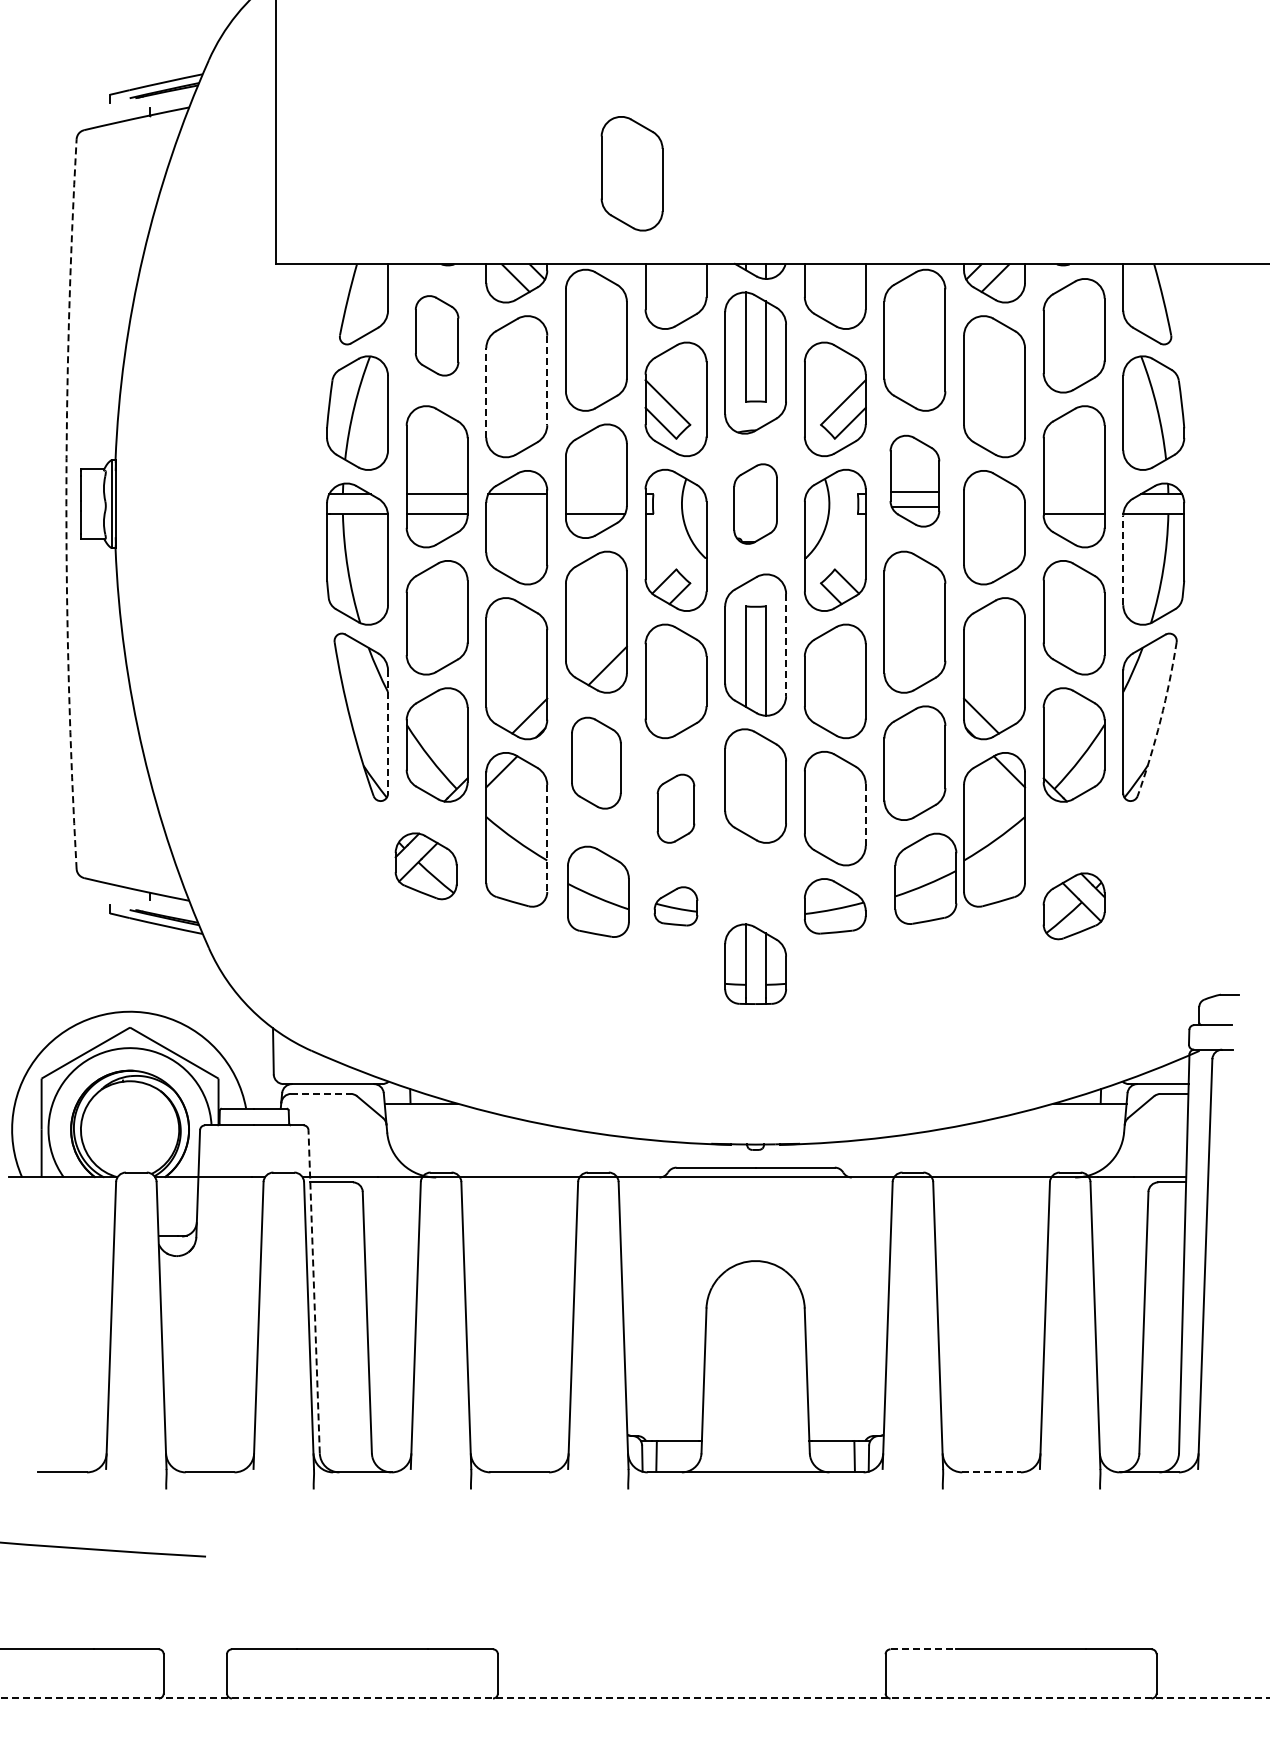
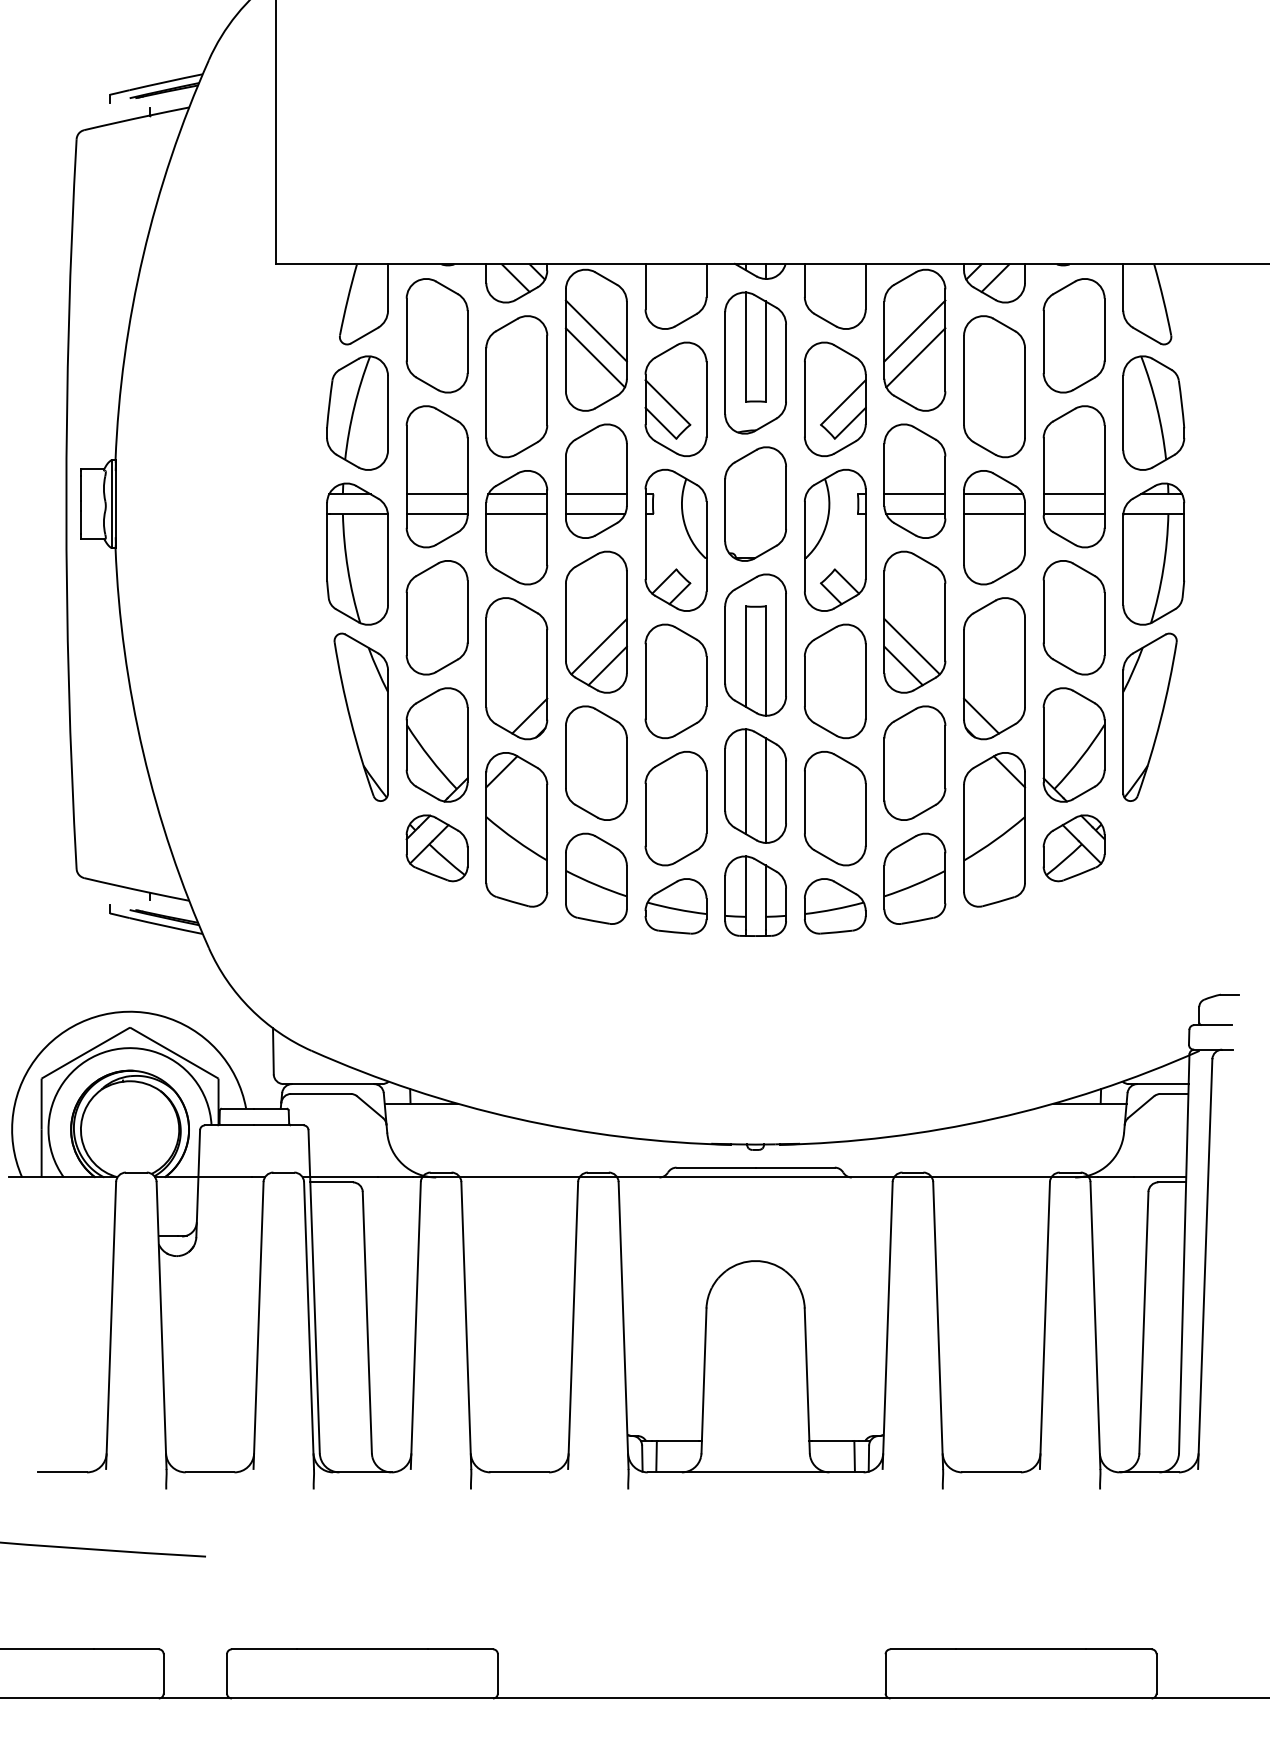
part: present -> none (631, 173)
line: none -> present (595, 330)
line: none -> present (914, 330)
part size: 45x82 px -> 64x116 px (436, 335)
line: none -> present (594, 357)
line: none -> present (915, 357)
line: dashed -> solid (547, 380)
line: dashed -> solid (486, 392)
part size: 52x94 px -> 64x116 px (914, 480)
line: none -> present (595, 494)
line: none -> present (993, 494)
line: none -> present (1073, 494)
part size: 45x82 px -> 63x116 px (755, 503)
arc: dashed -> solid (66, 504)
line: none -> present (516, 513)
line: none -> present (994, 513)
line: dashed -> solid (1123, 560)
line: dashed -> solid (786, 645)
line: none -> present (598, 646)
line: none -> present (911, 646)
line: none -> present (903, 665)
arc: dashed -> solid (1160, 720)
line: dashed -> solid (388, 732)
part size: 51x94 px -> 63x116 px (596, 762)
line: none -> present (745, 781)
line: none -> present (765, 790)
part size: 40x71 px -> 64x116 px (675, 808)
line: dashed -> solid (865, 814)
line: dashed -> solid (547, 838)
part position: (425, 866) -> (436, 848) (436, 848)
part position: (925, 878) -> (914, 878) (914, 878)
part position: (598, 891) -> (596, 878) (596, 878)
part size: 46x41 px -> 64x57 px (675, 906)
part position: (1073, 906) -> (1073, 848) (1073, 848)
part position: (755, 963) -> (755, 895) (755, 895)
line: dashed -> solid (320, 1093)
line: dashed -> solid (314, 1291)
line: dashed -> solid (992, 1472)
line: dashed -> solid (923, 1649)
line: dashed -> solid (635, 1698)
